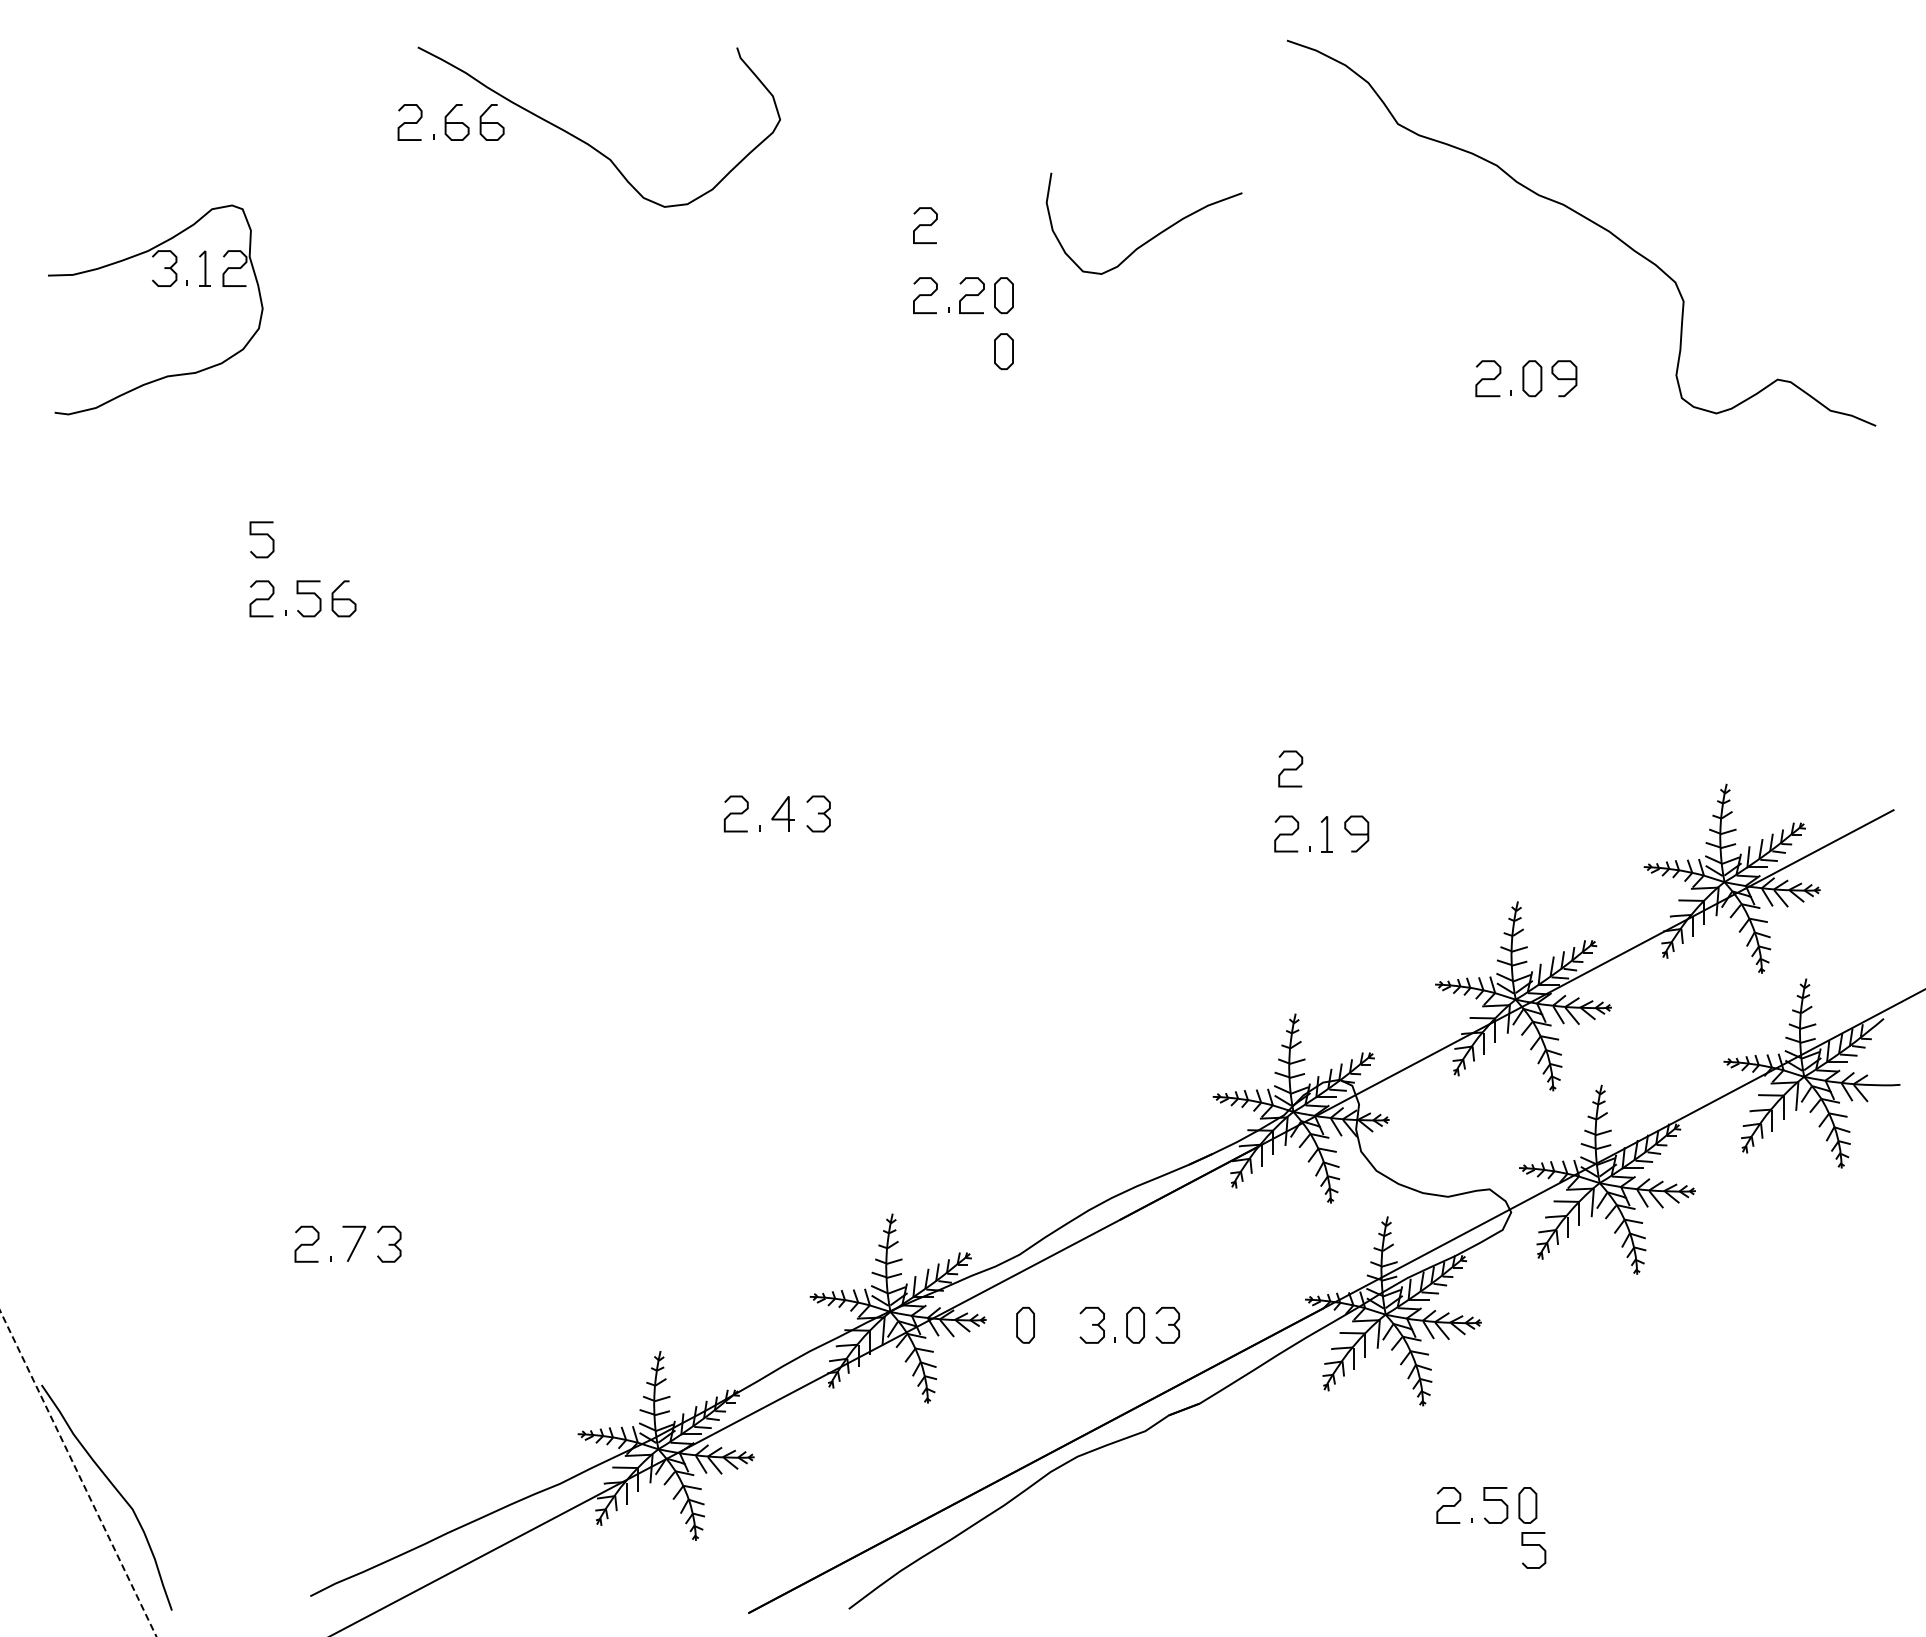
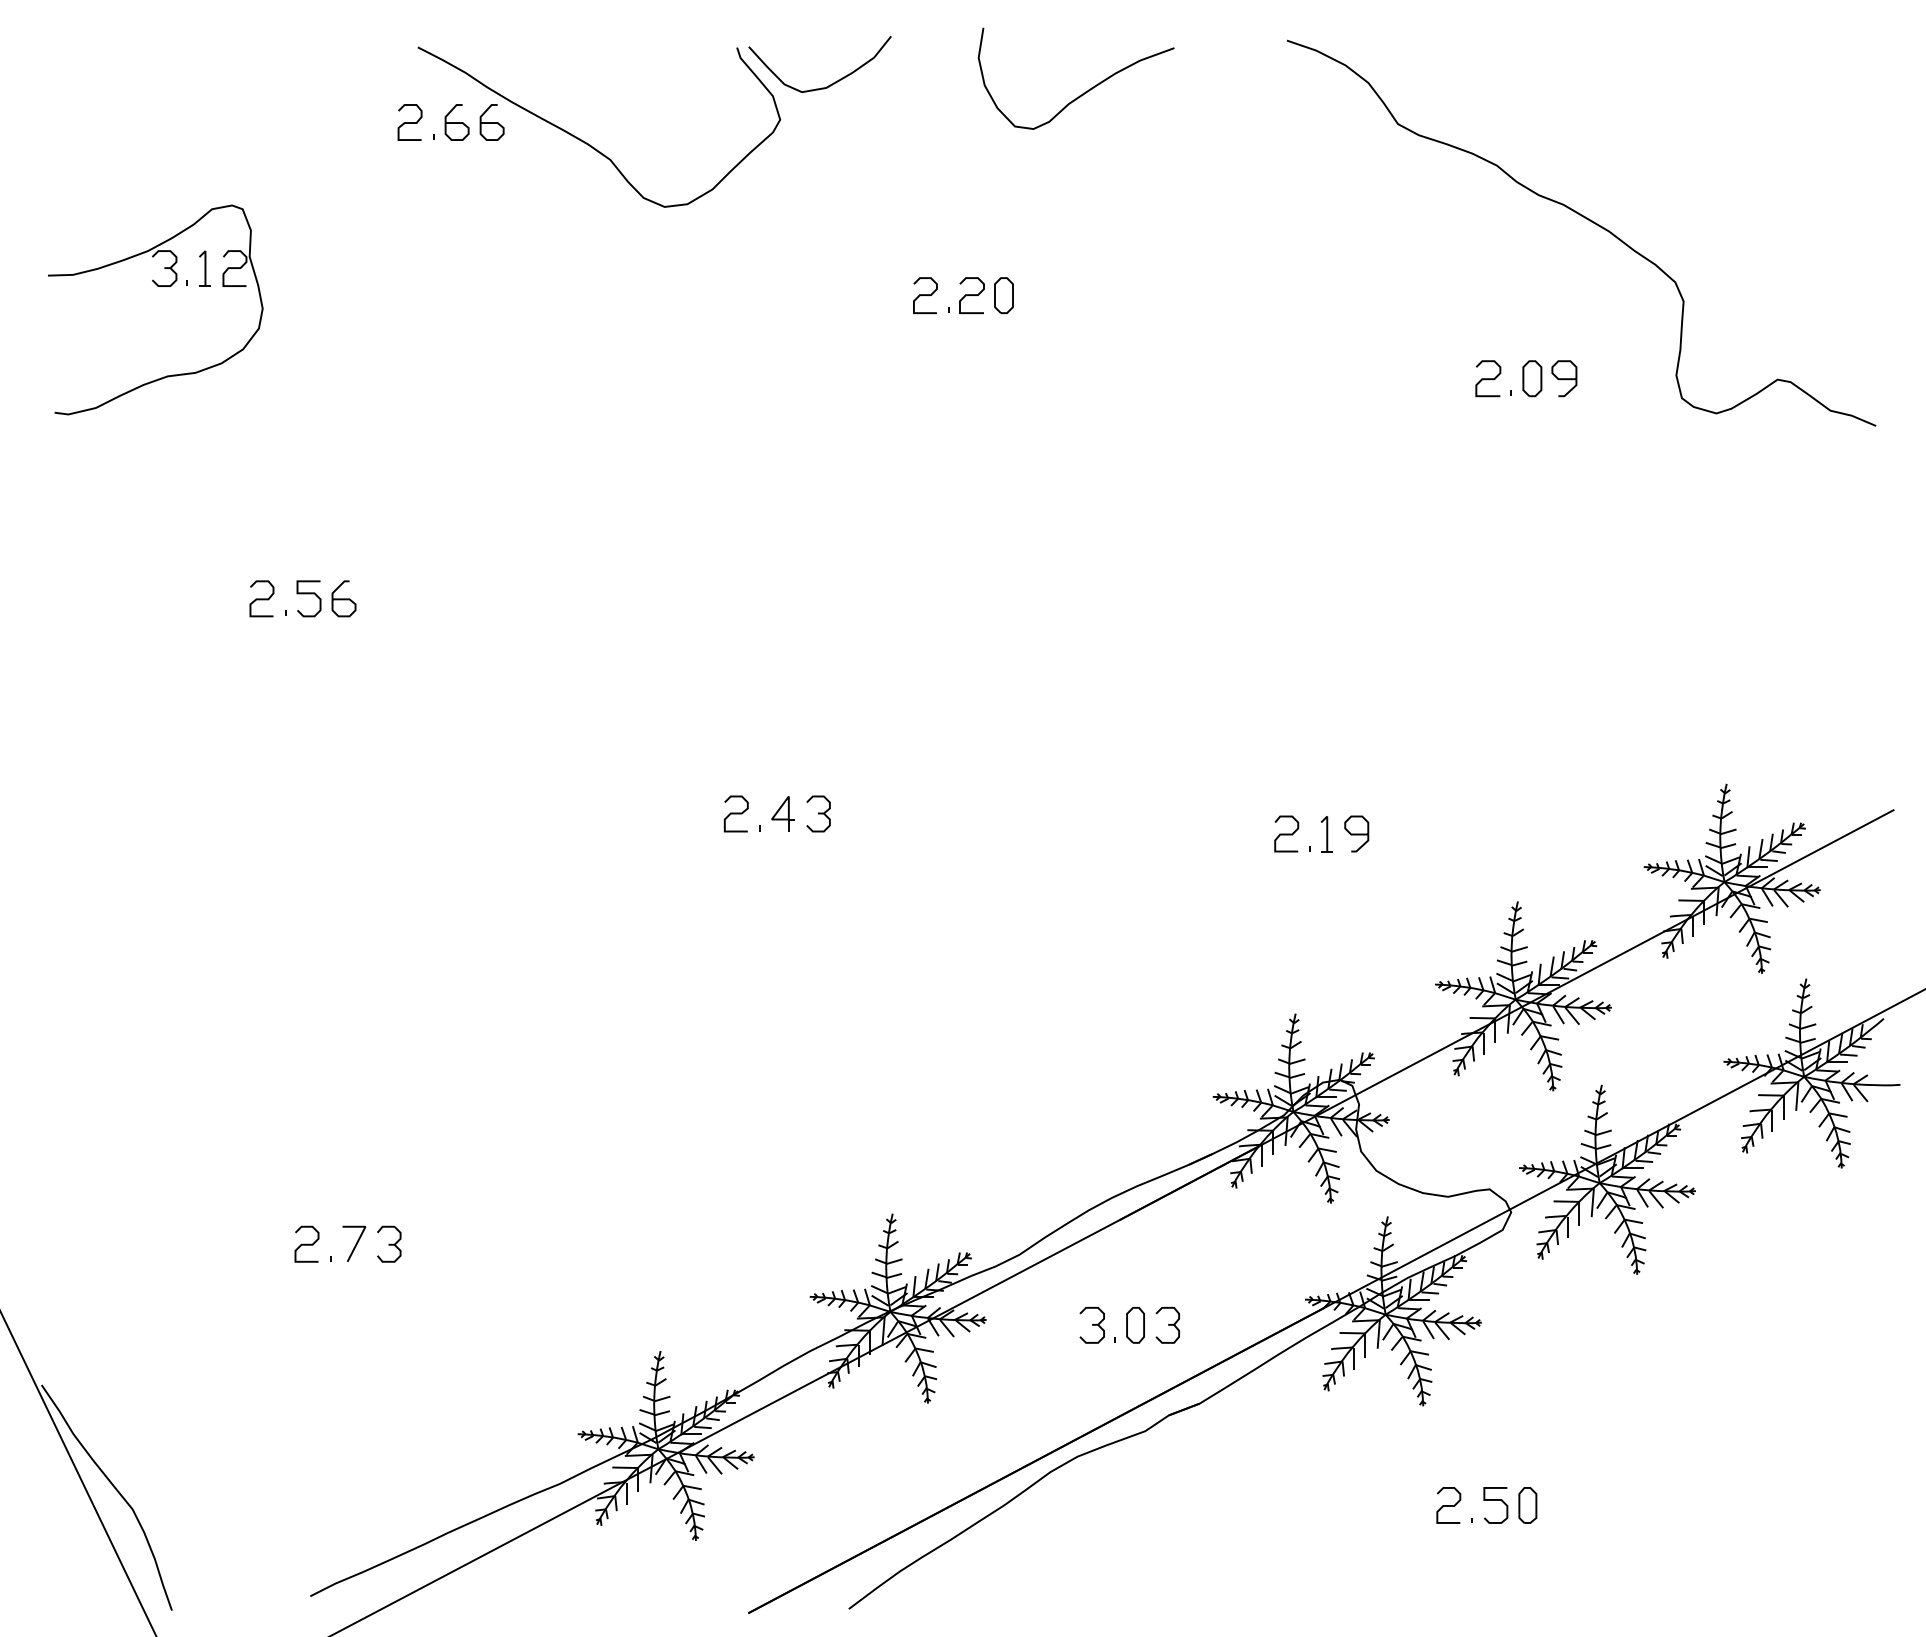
curve: none -> present (831, 83)
curve: present -> none (925, 225)
curve position: (1153, 236) -> (1085, 91) (1085, 91)
part: present -> none (1003, 351)
curve: present -> none (261, 535)
curve: present -> none (1290, 768)
part: present -> none (1025, 1324)
line: dashed -> solid (78, 1474)
curve: present -> none (1533, 1545)
